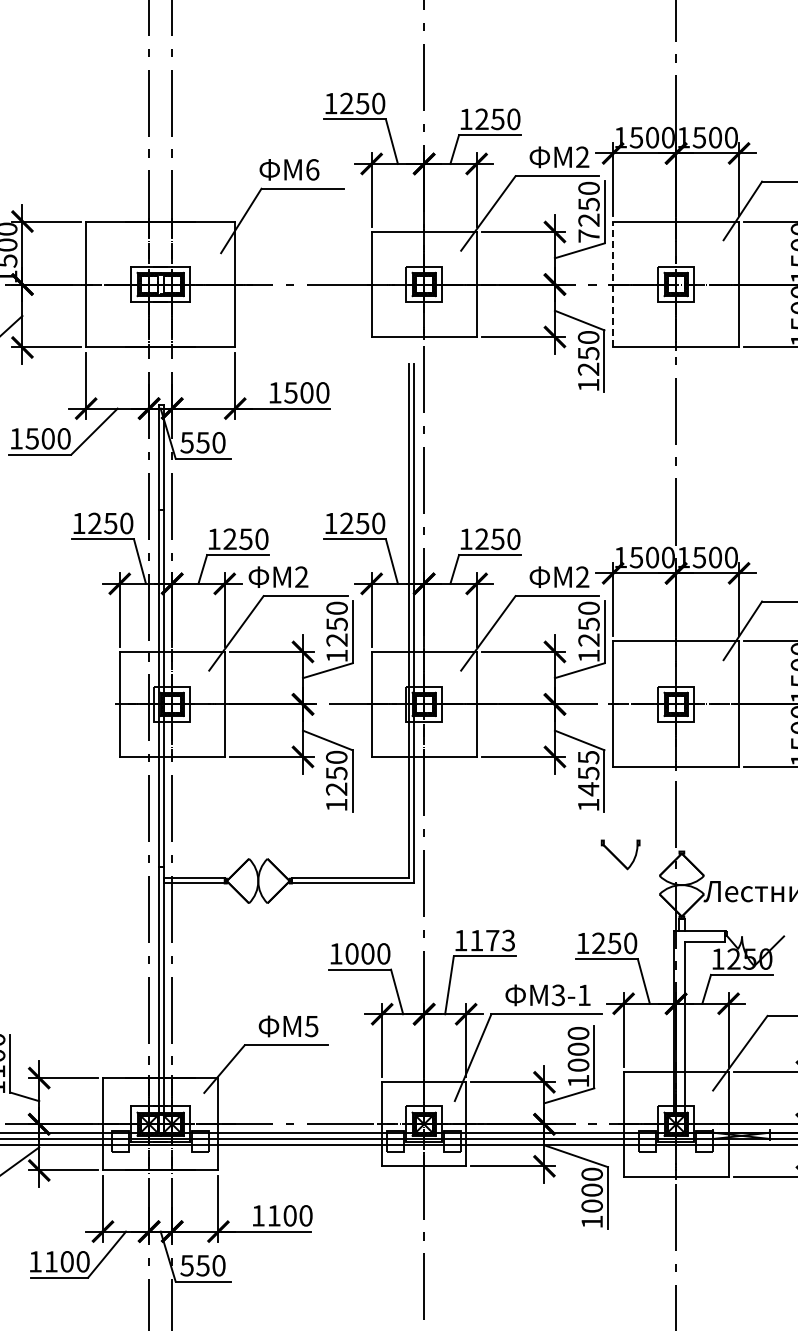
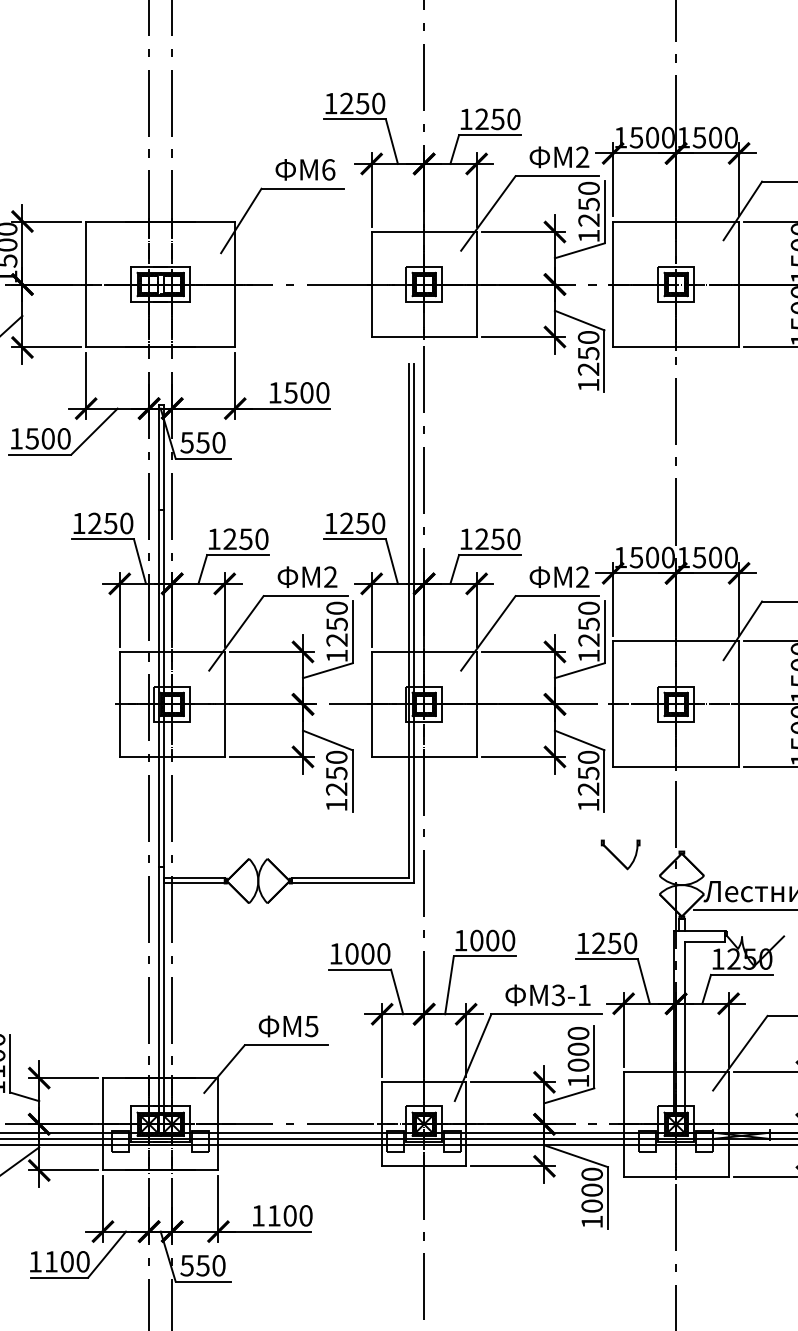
text position: (289, 169) -> (305, 169) (305, 169)
text: 7250 -> 1250 (588, 235)
line: dashed -> solid (613, 284)
text position: (278, 576) -> (307, 576) (307, 576)
text: 1455 -> 1250 (588, 773)
line: none -> present (744, 910)
text: 1173 -> 1000 (492, 940)
